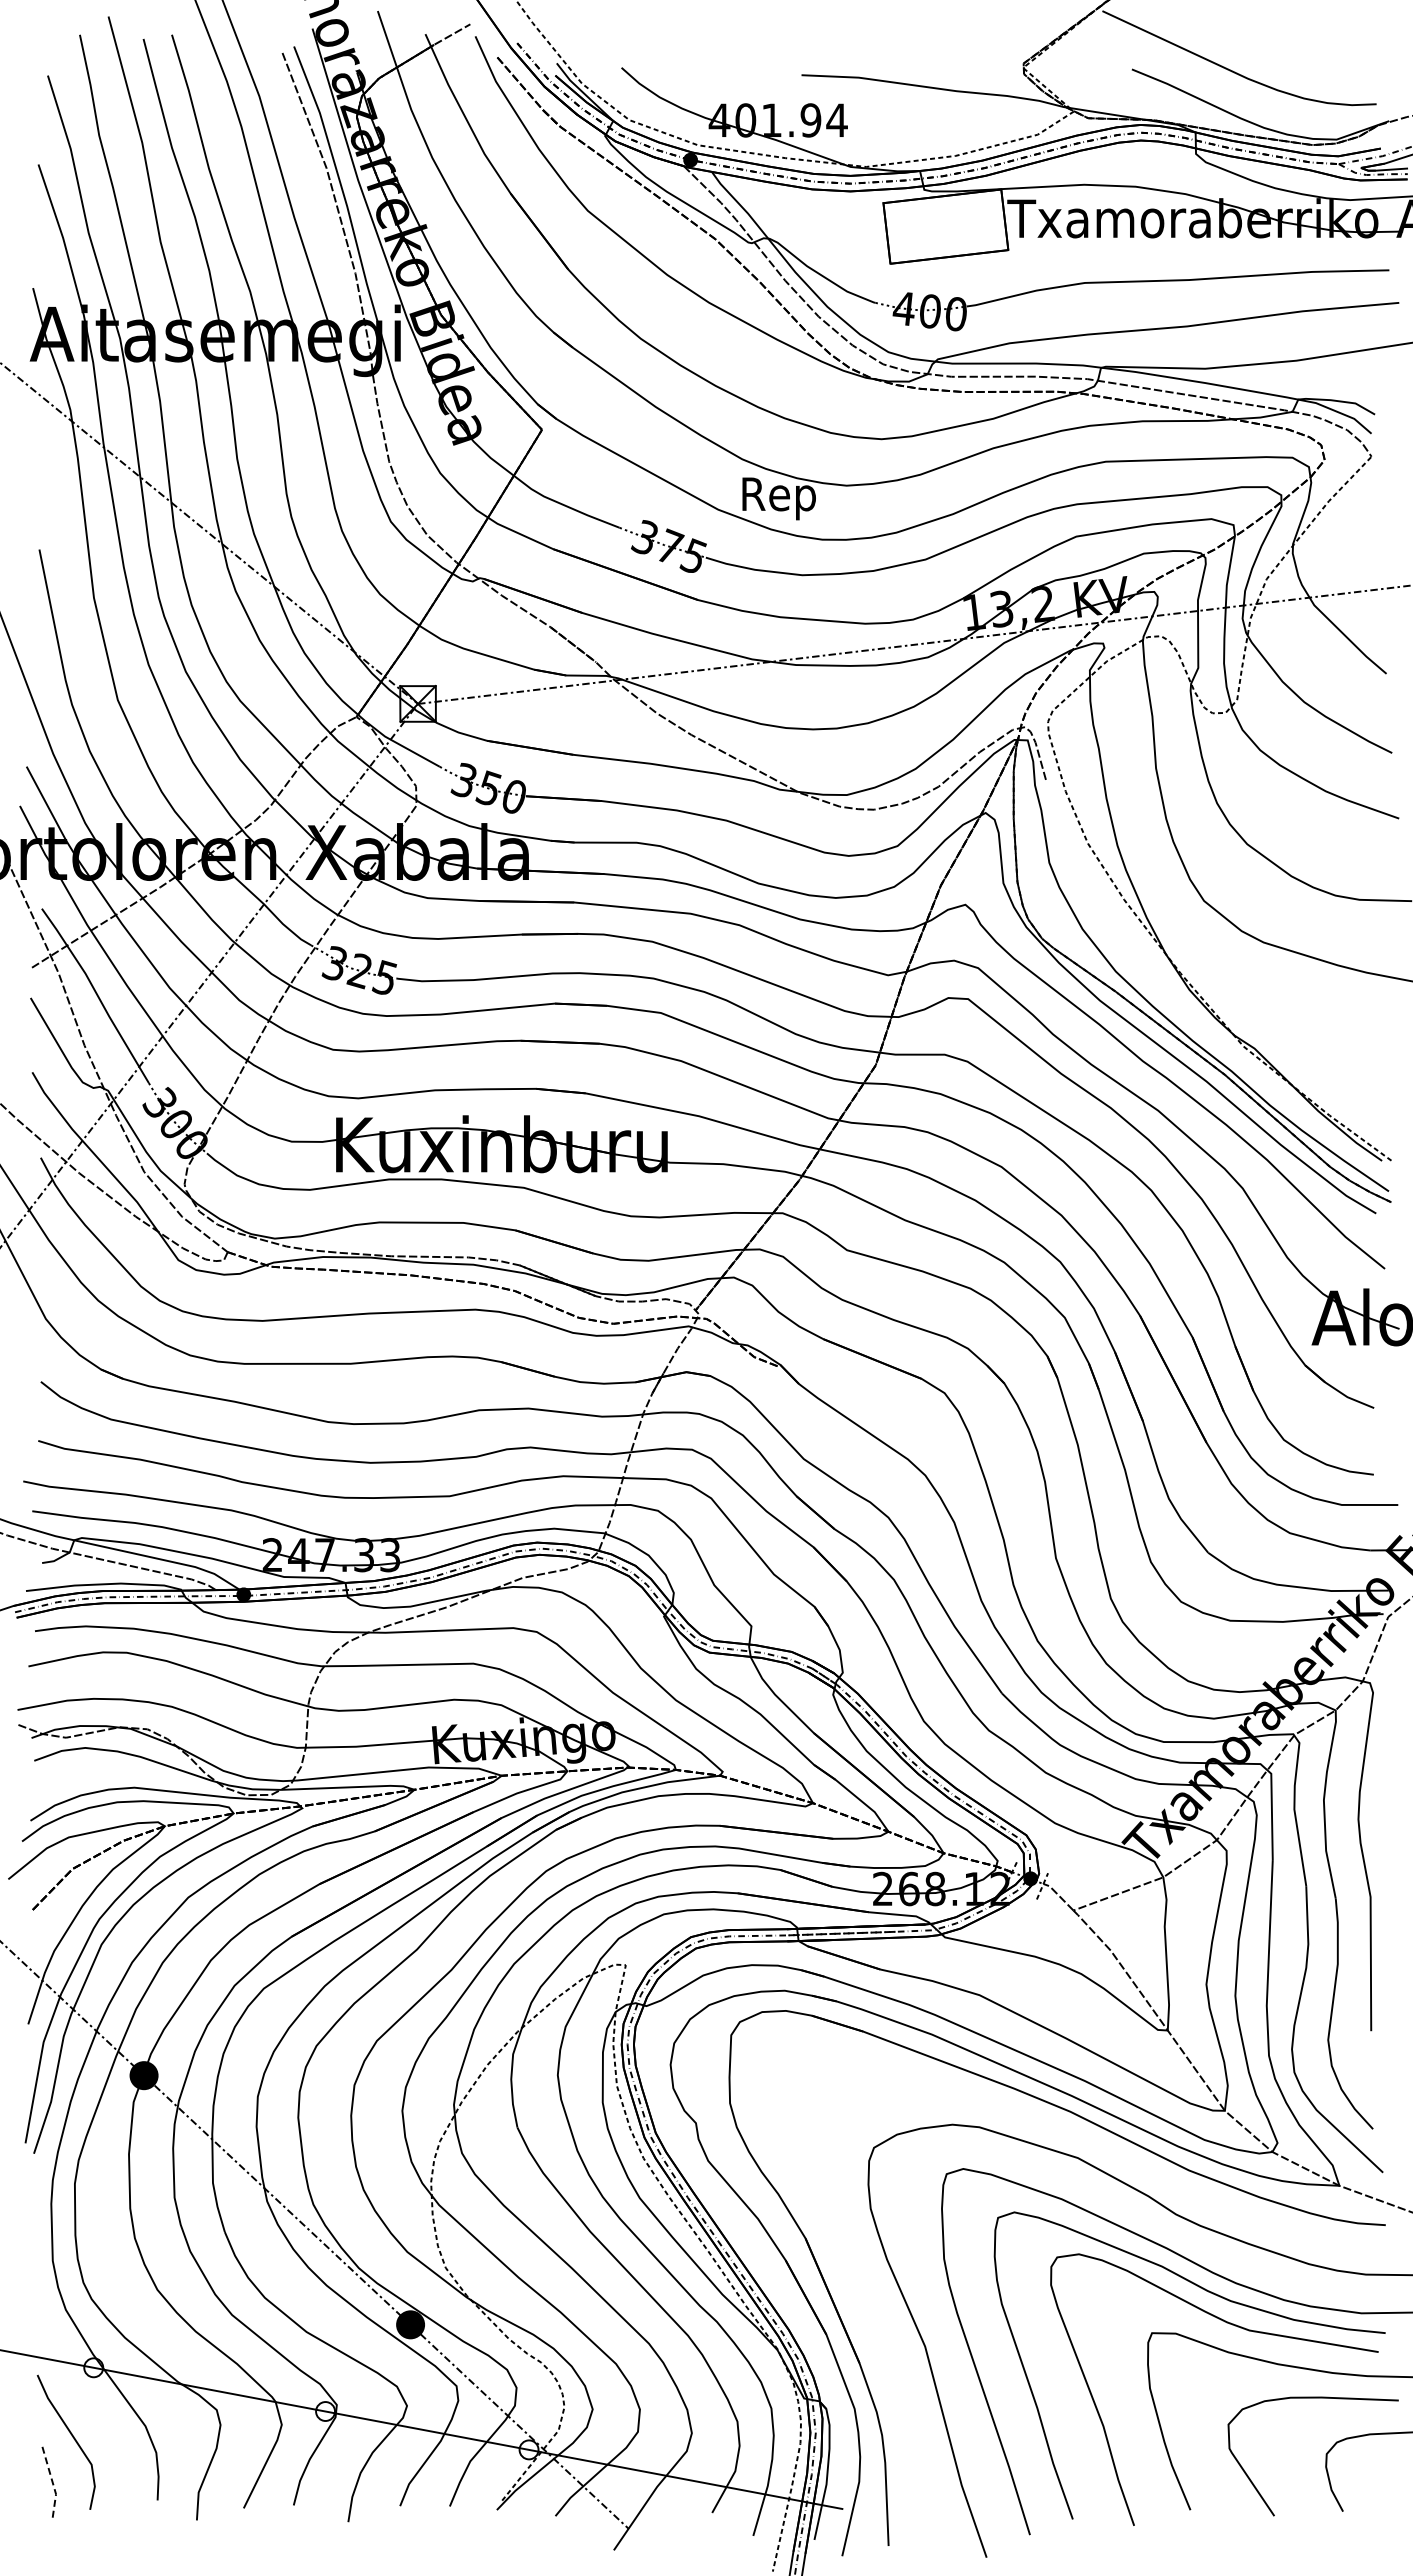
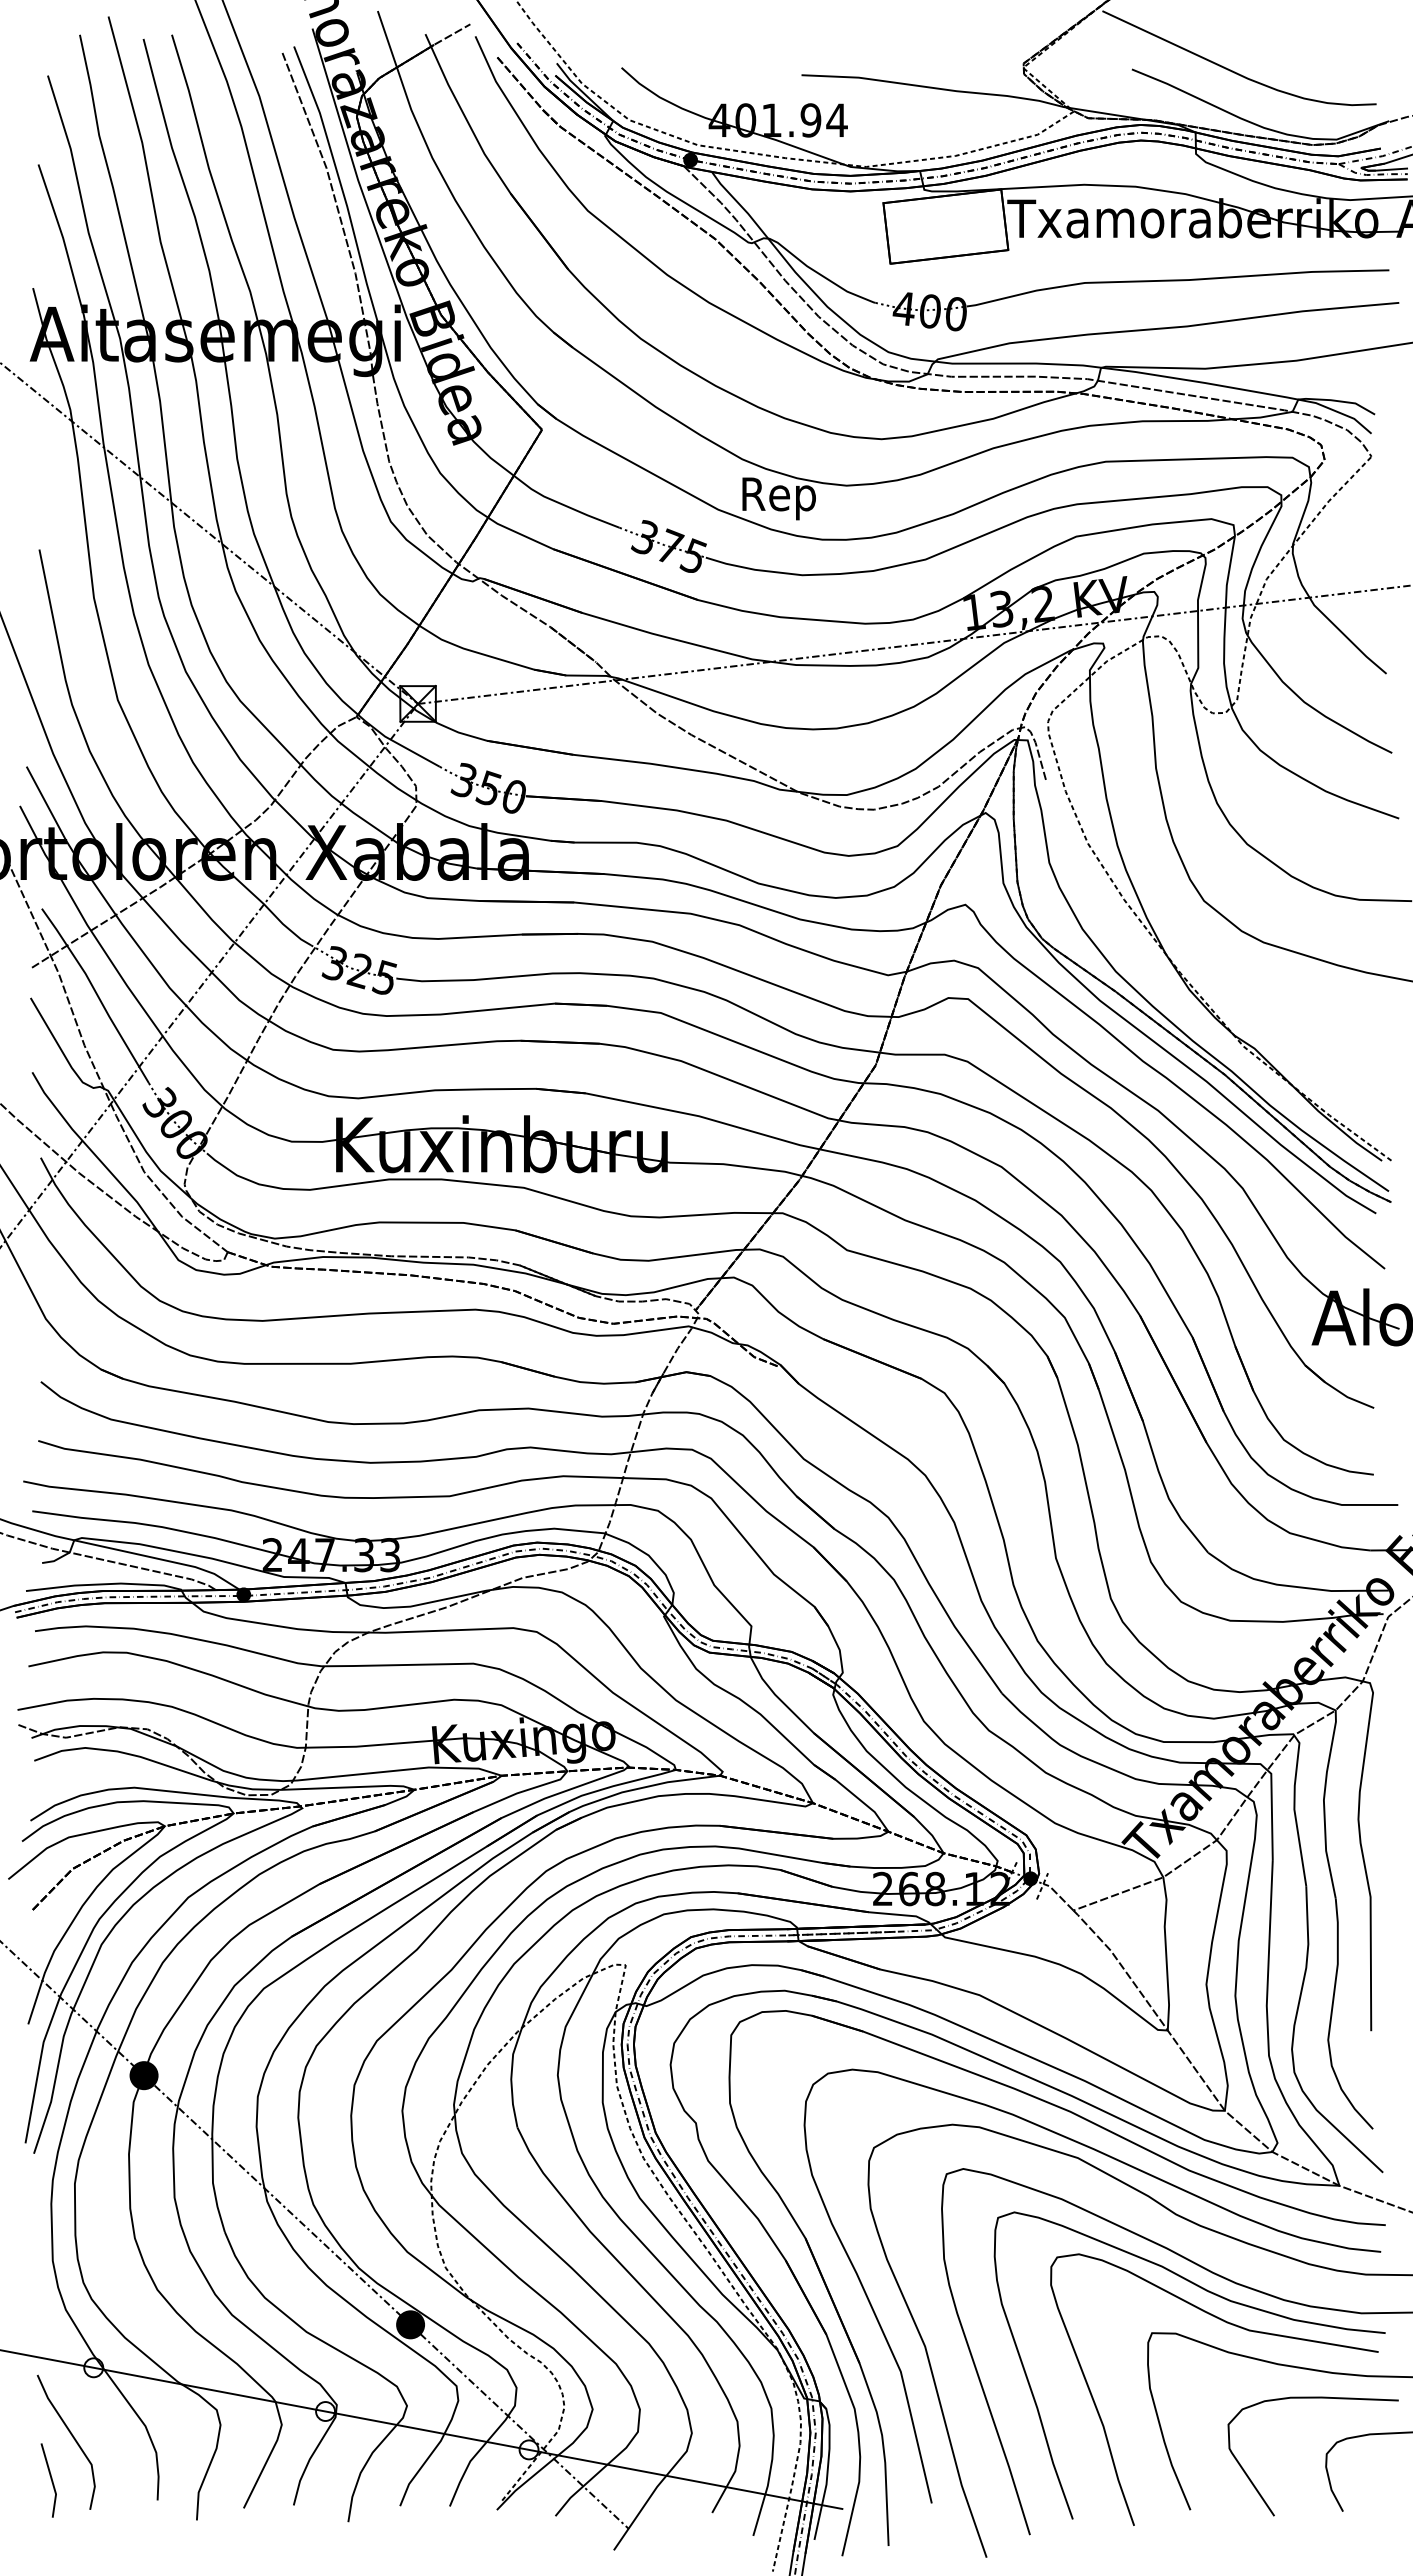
curve: none -> present (1148, 2175)
line: dashed -> solid (52, 2480)
